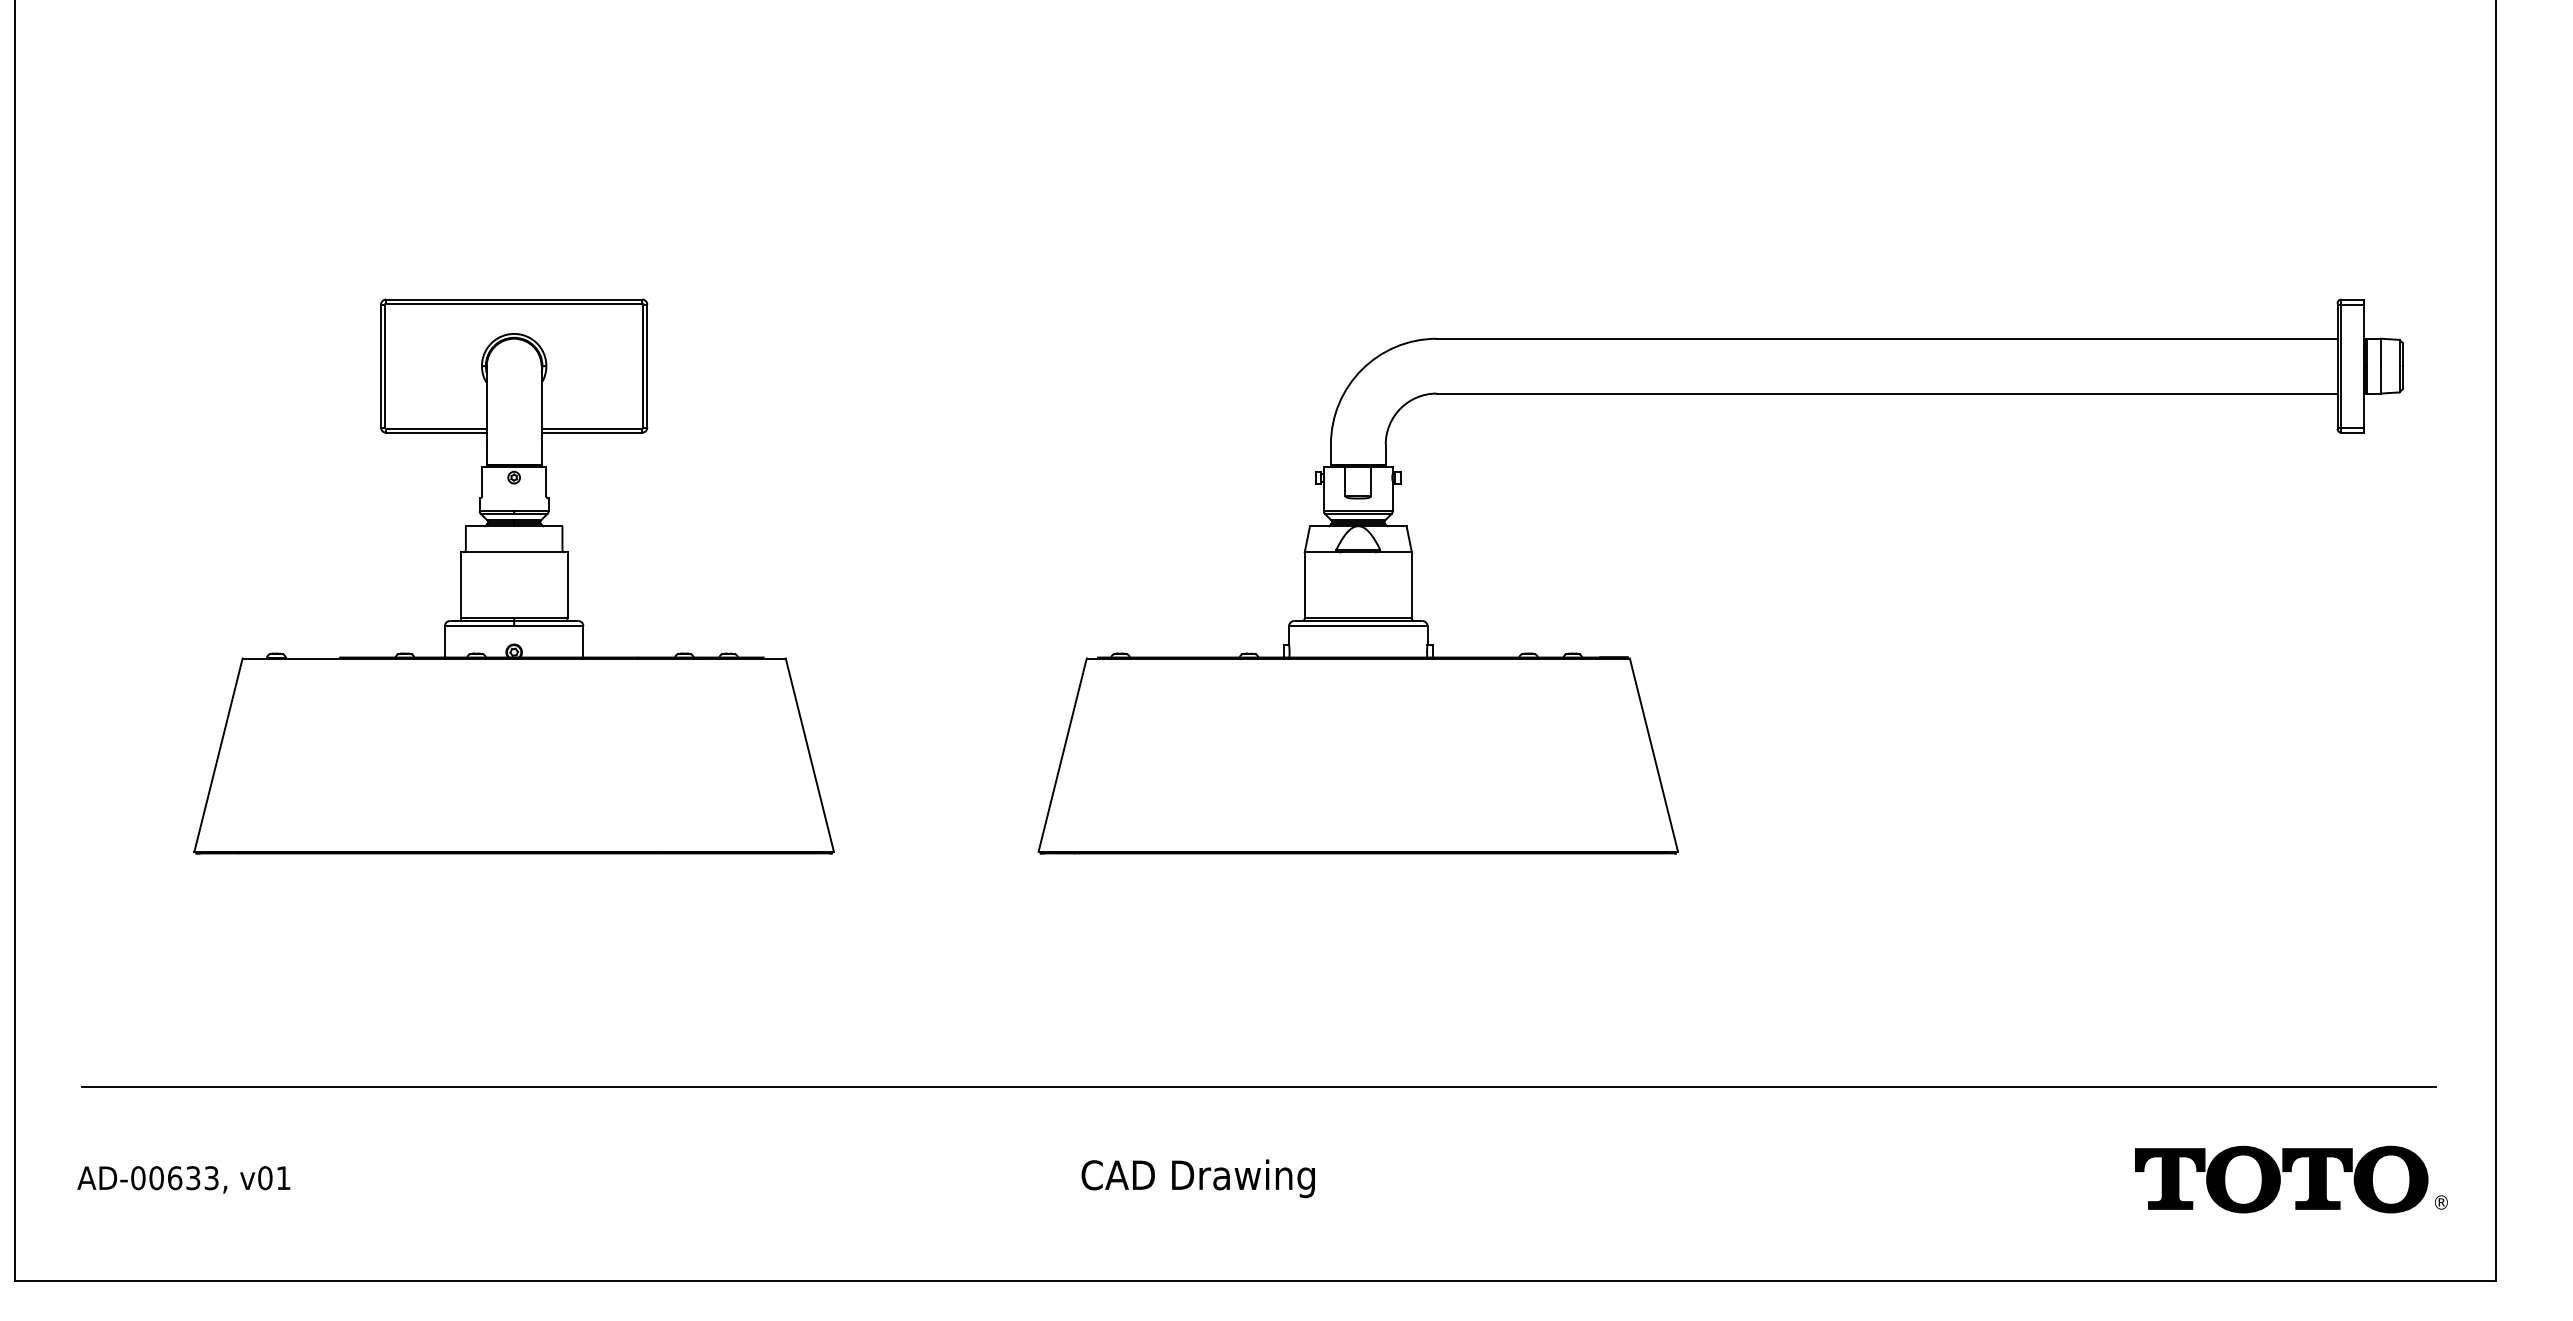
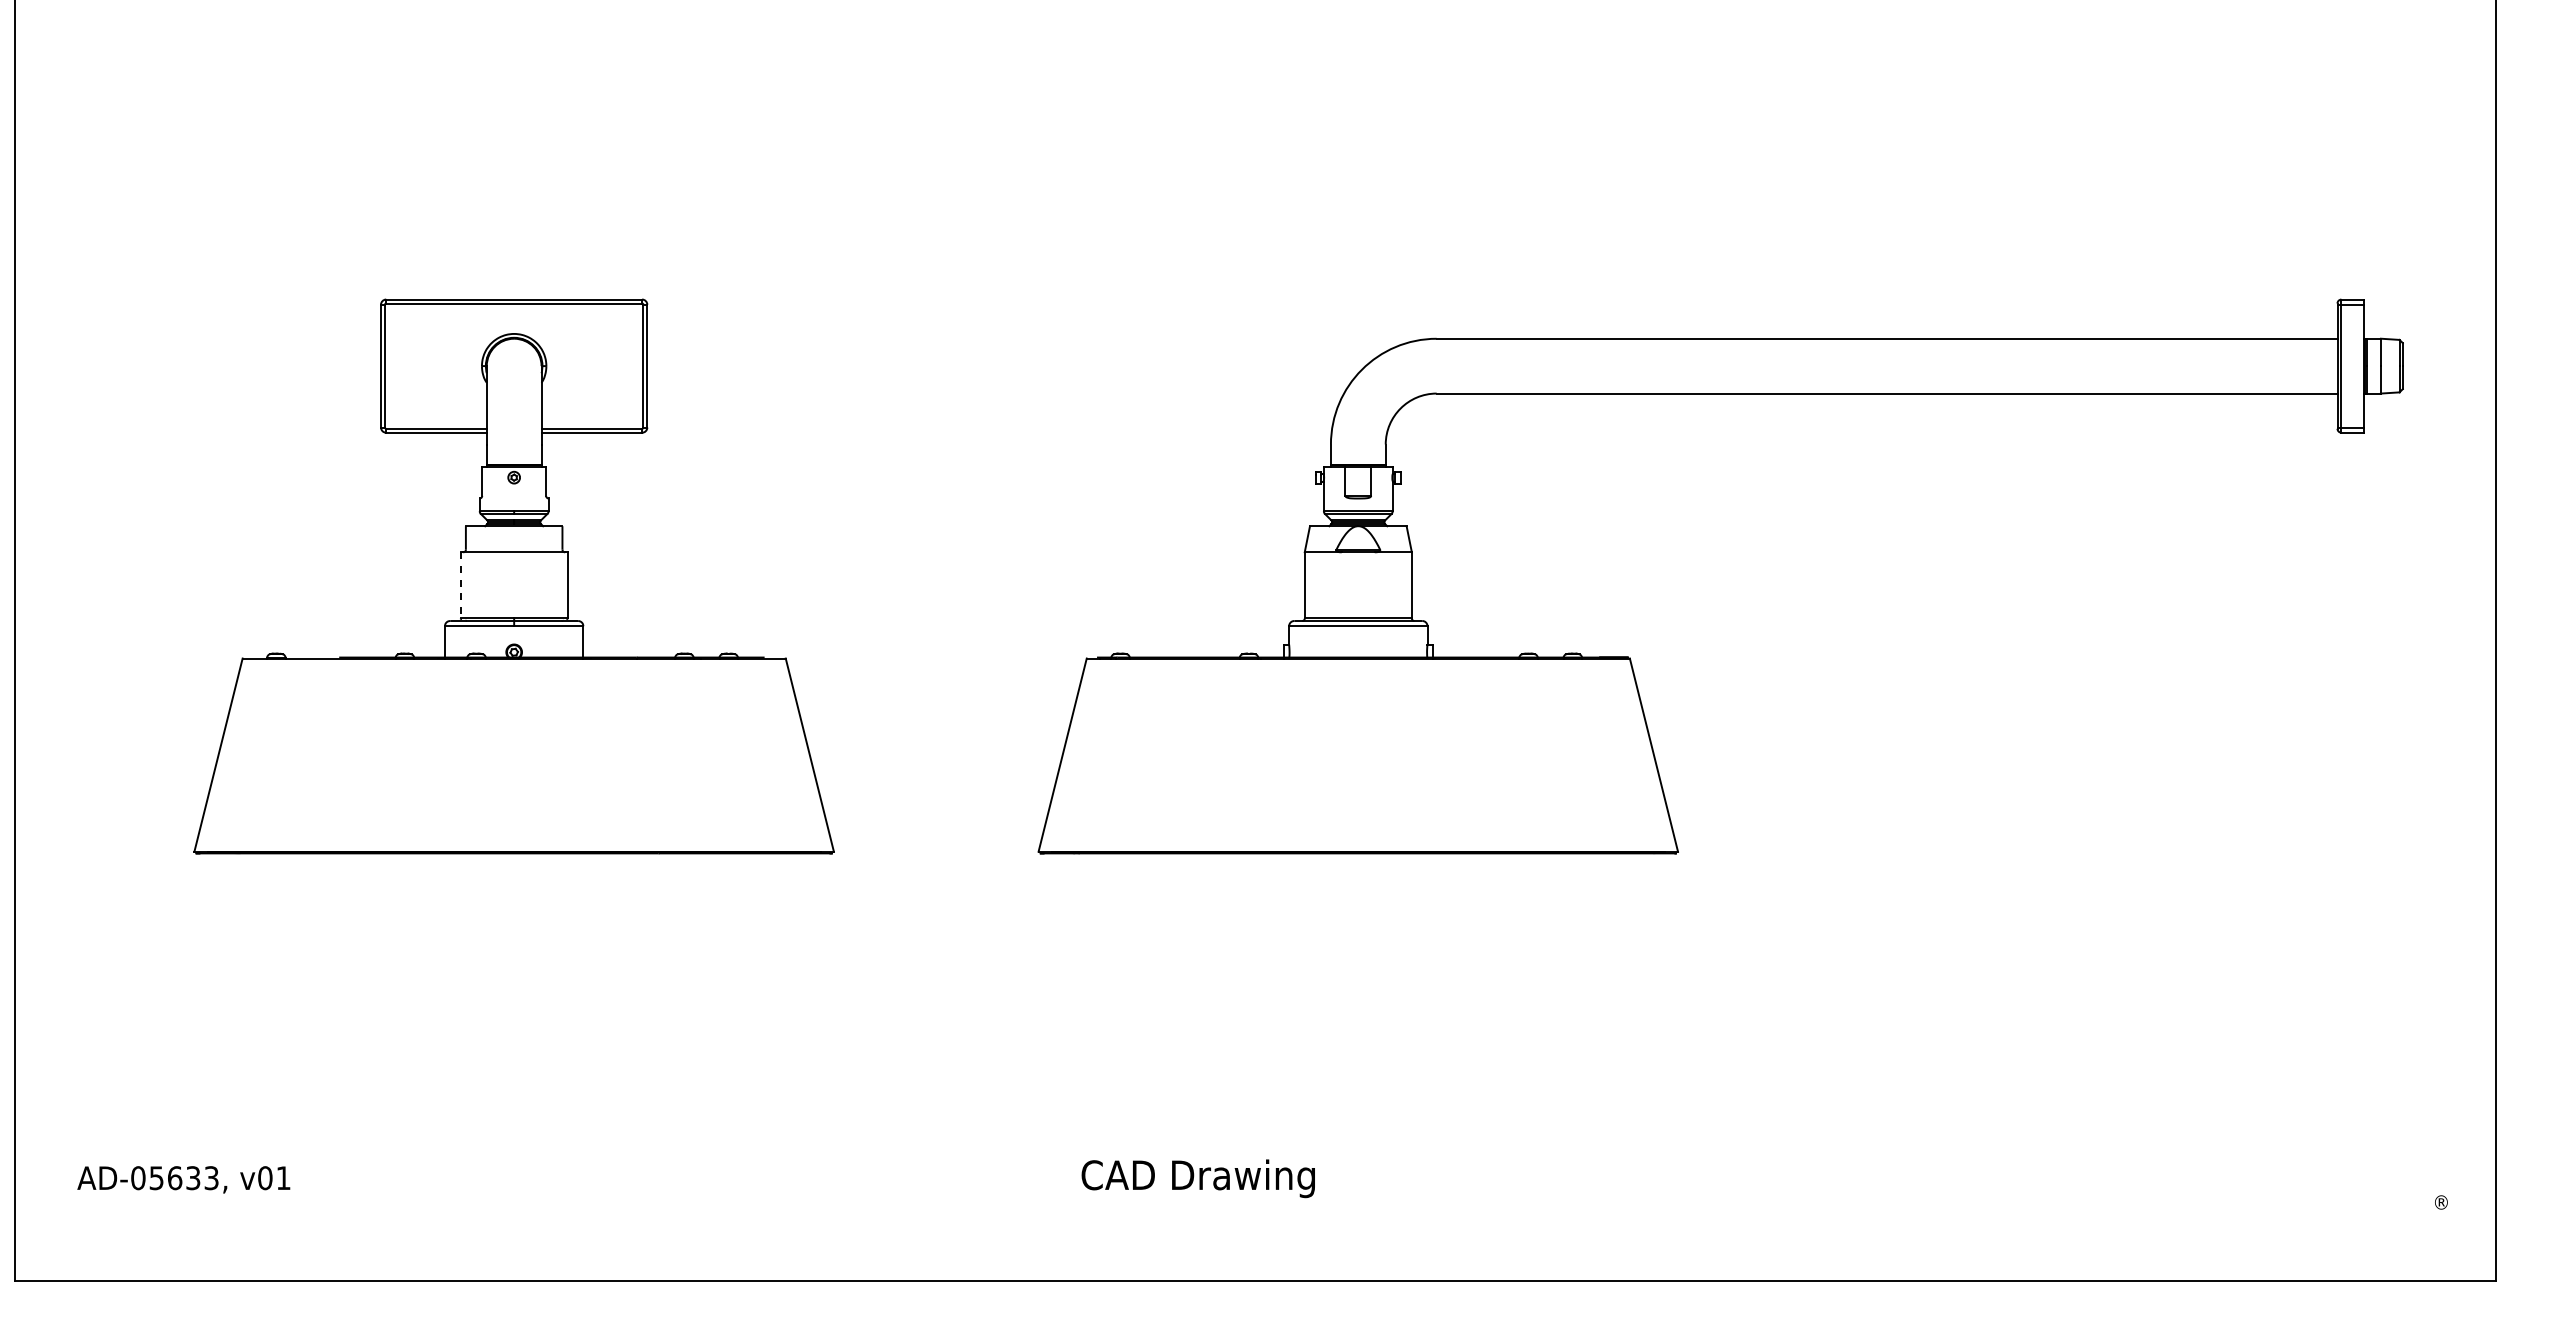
line: solid -> dashed (460, 585)
line: present -> none (1258, 1087)
text: AD-00633, -> AD-05633, (156, 1178)
part: present -> none (2281, 1179)
